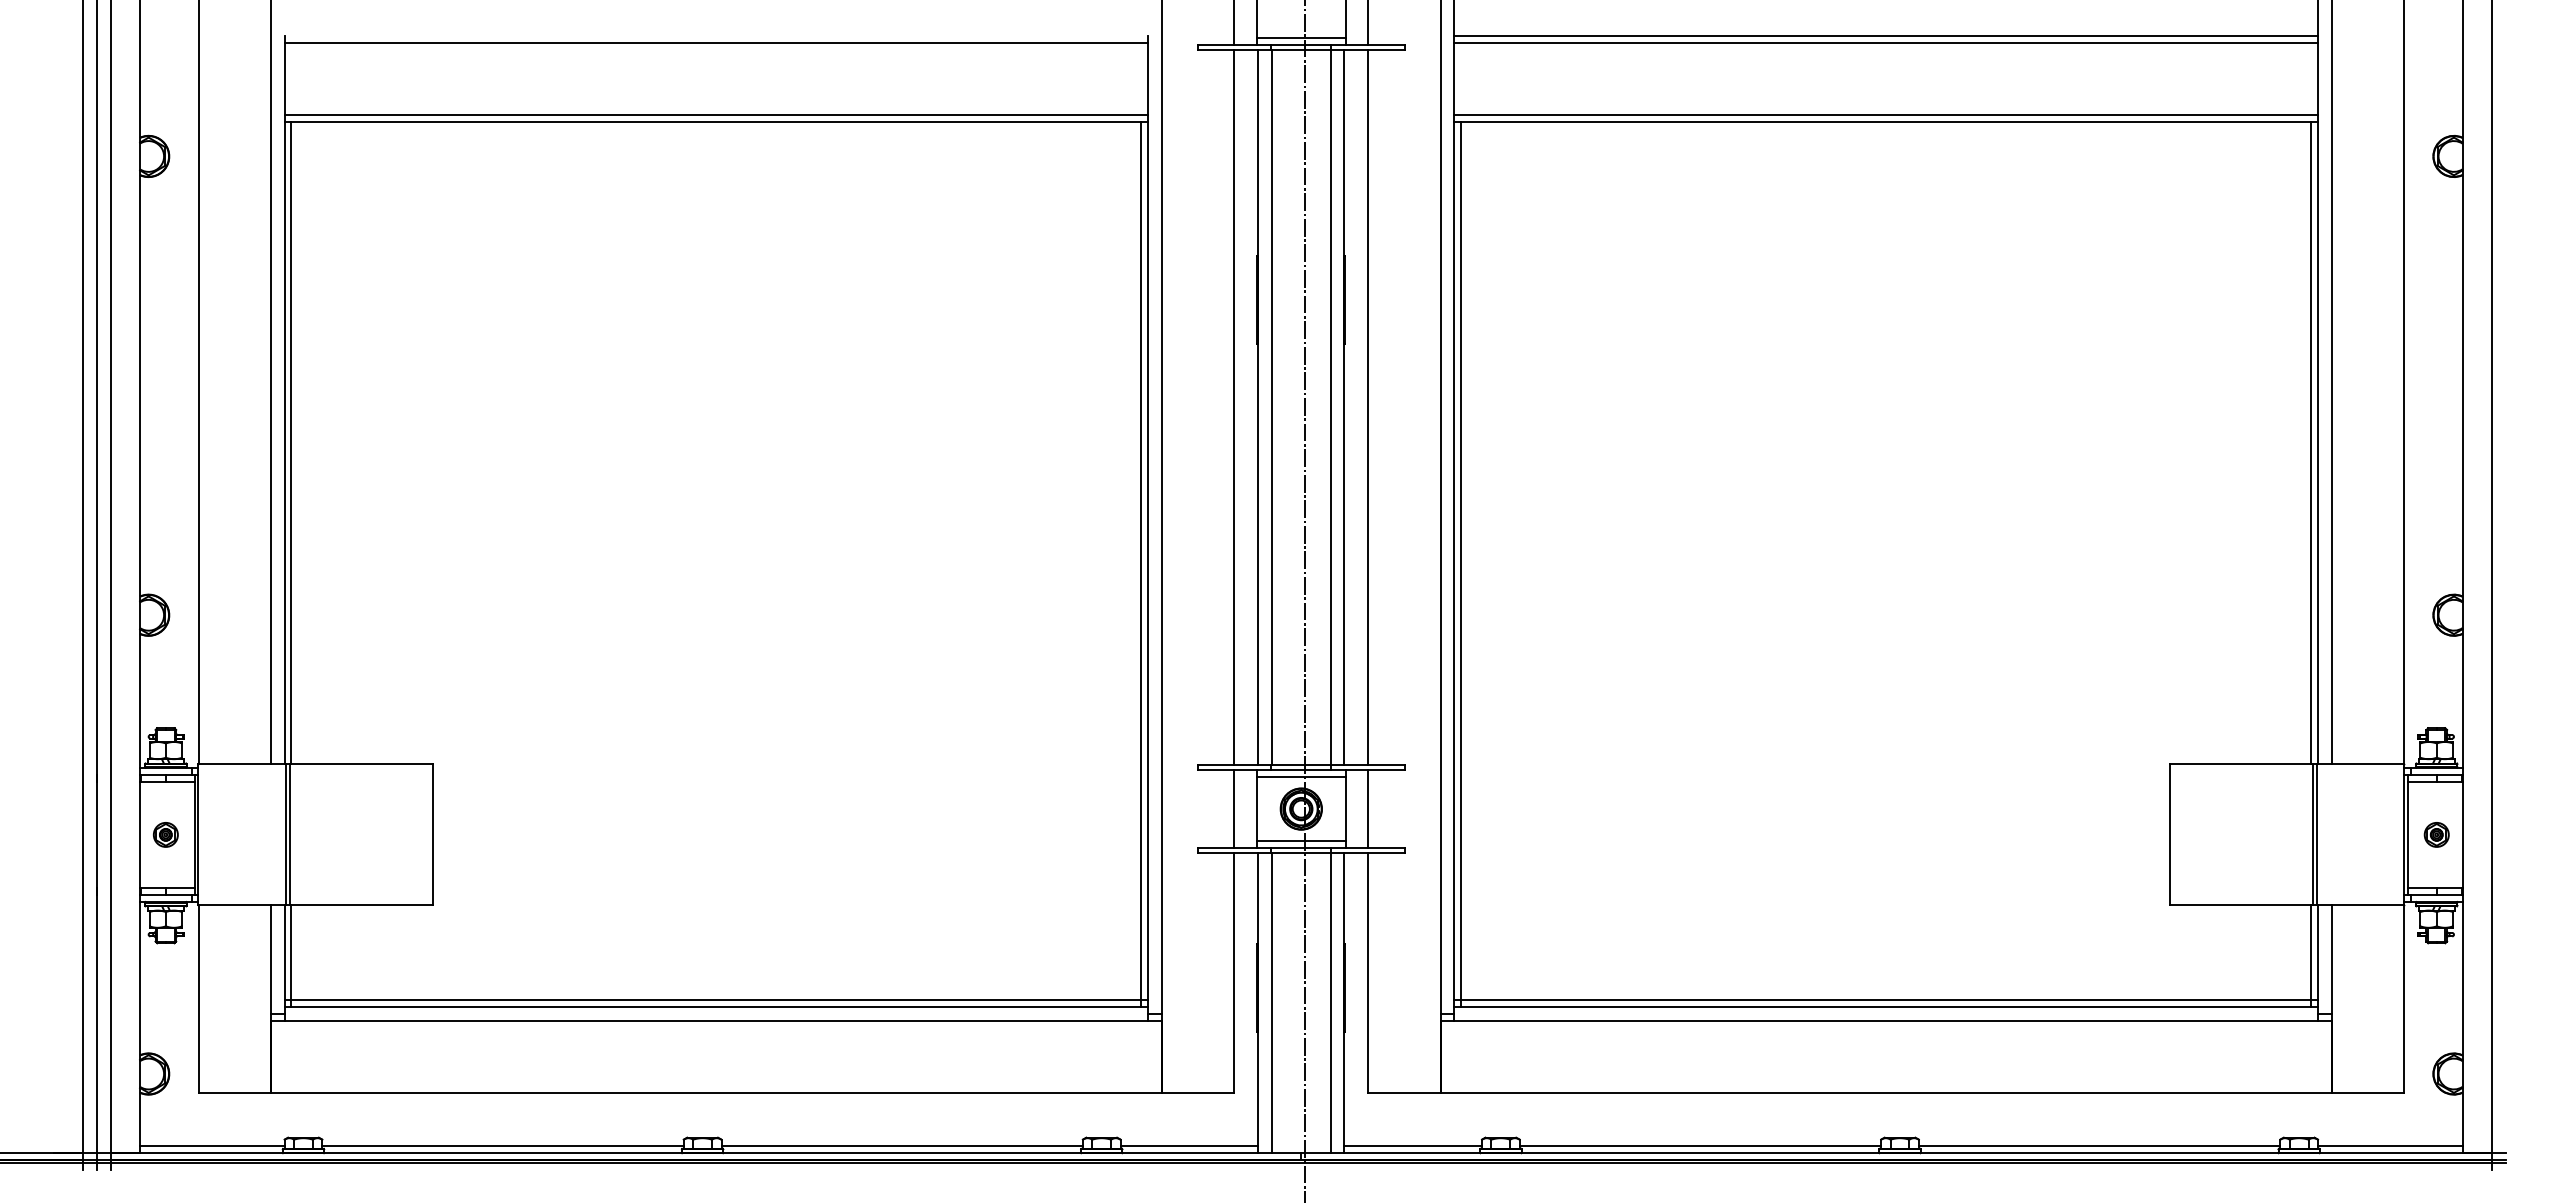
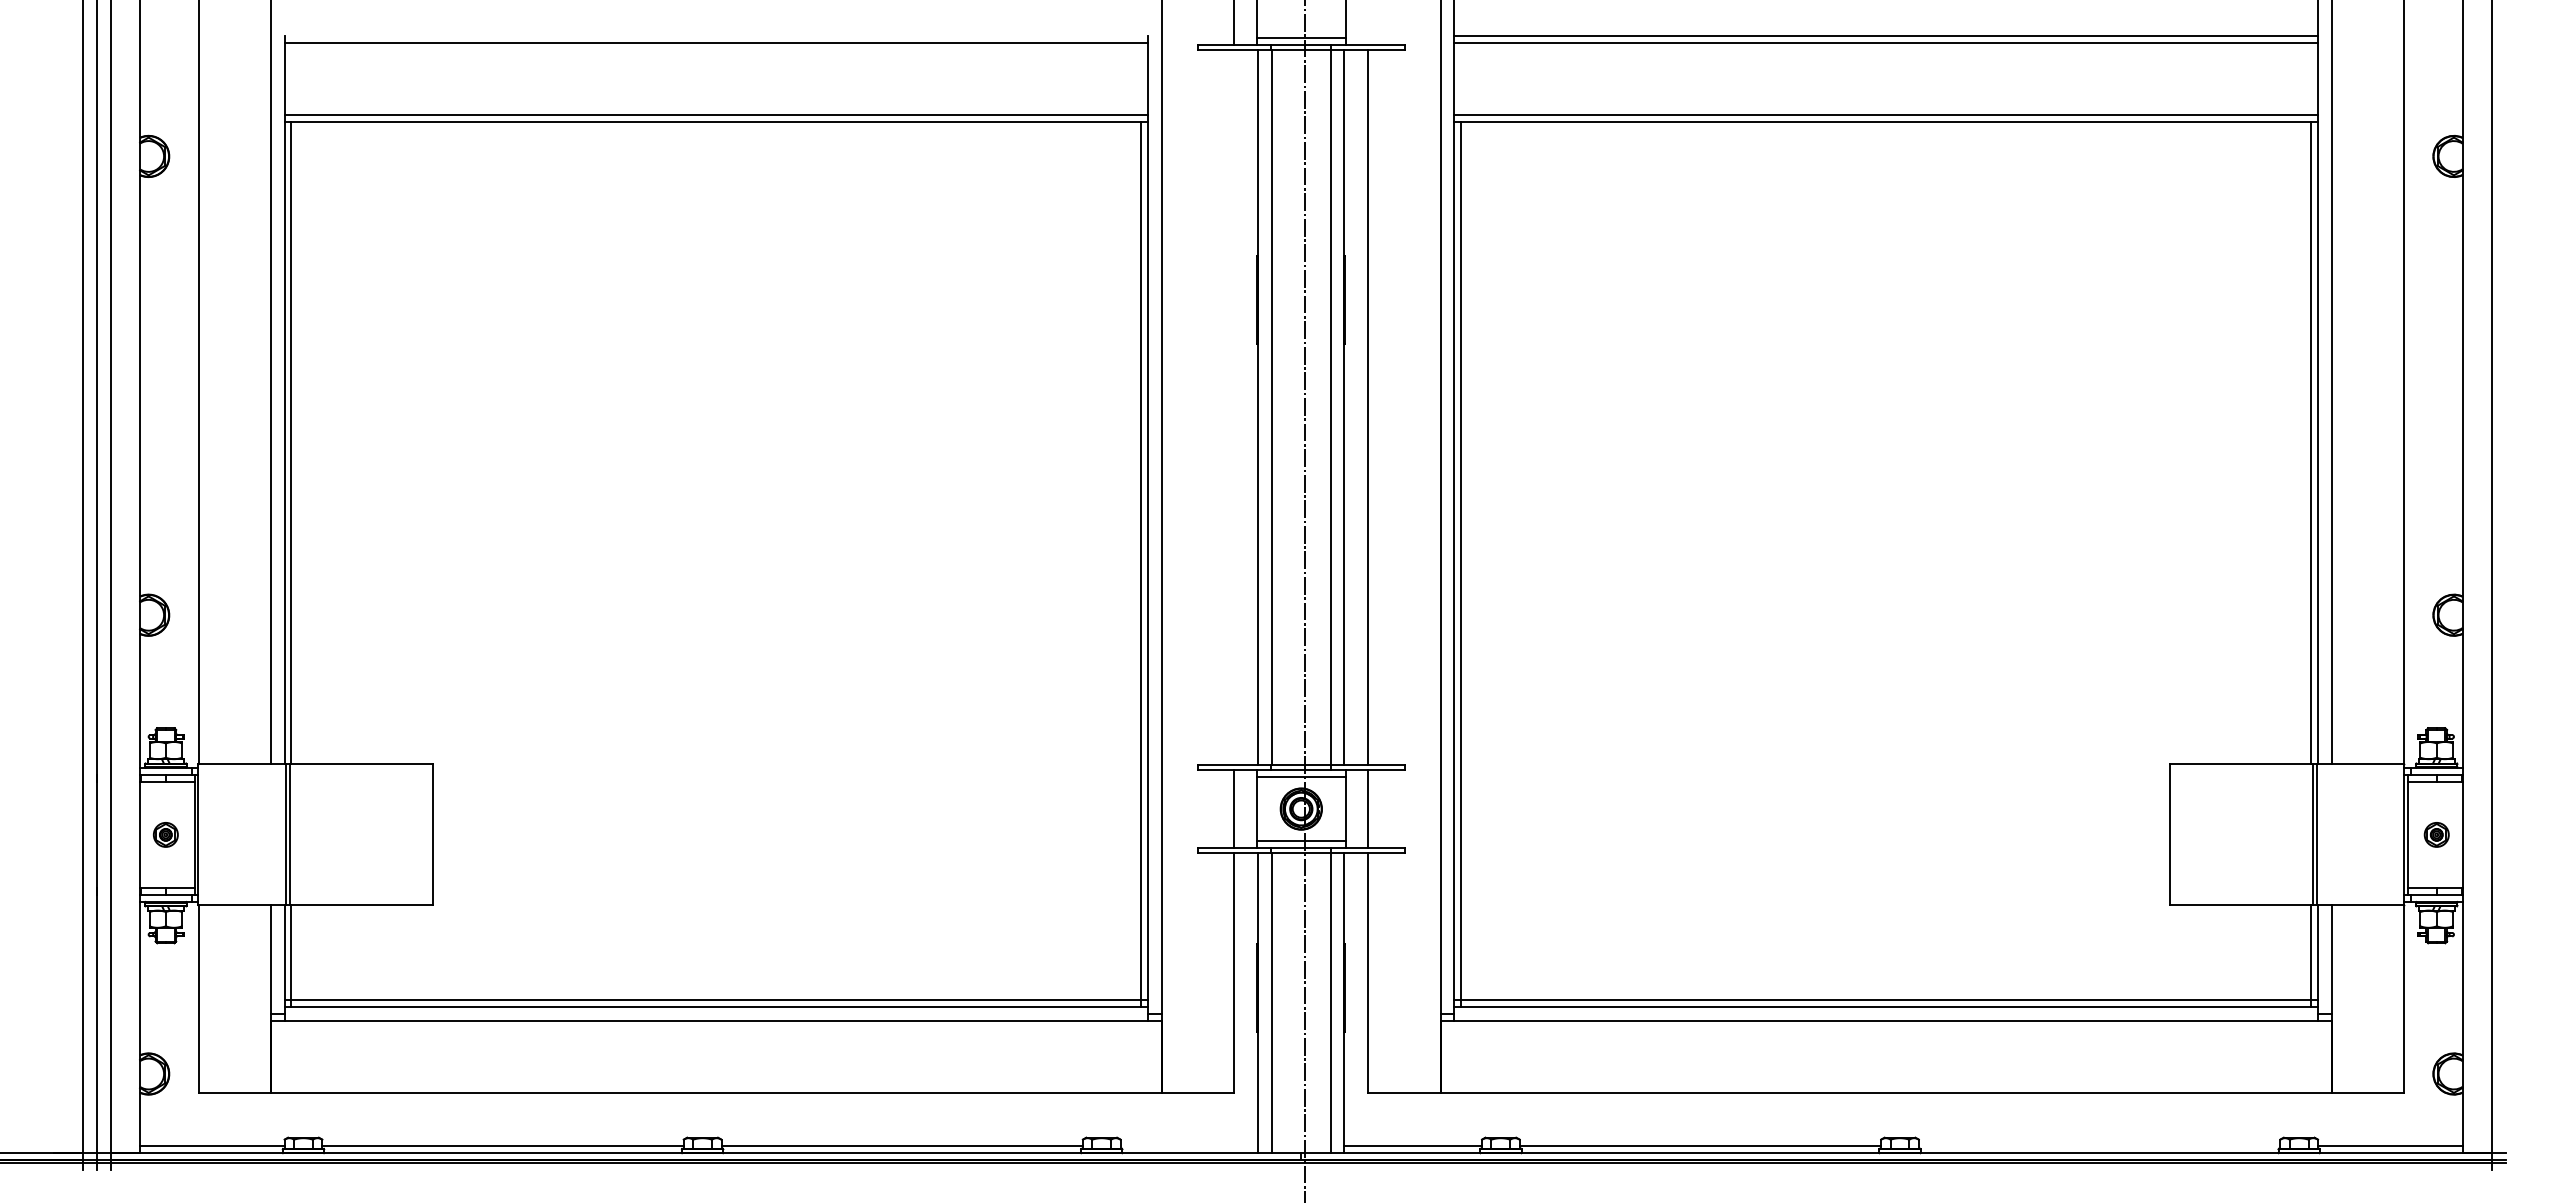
line: present -> none (1368, 23)
line: present -> none (1234, 407)
line: present -> none (1189, 1146)
line: present -> none (2099, 1146)
